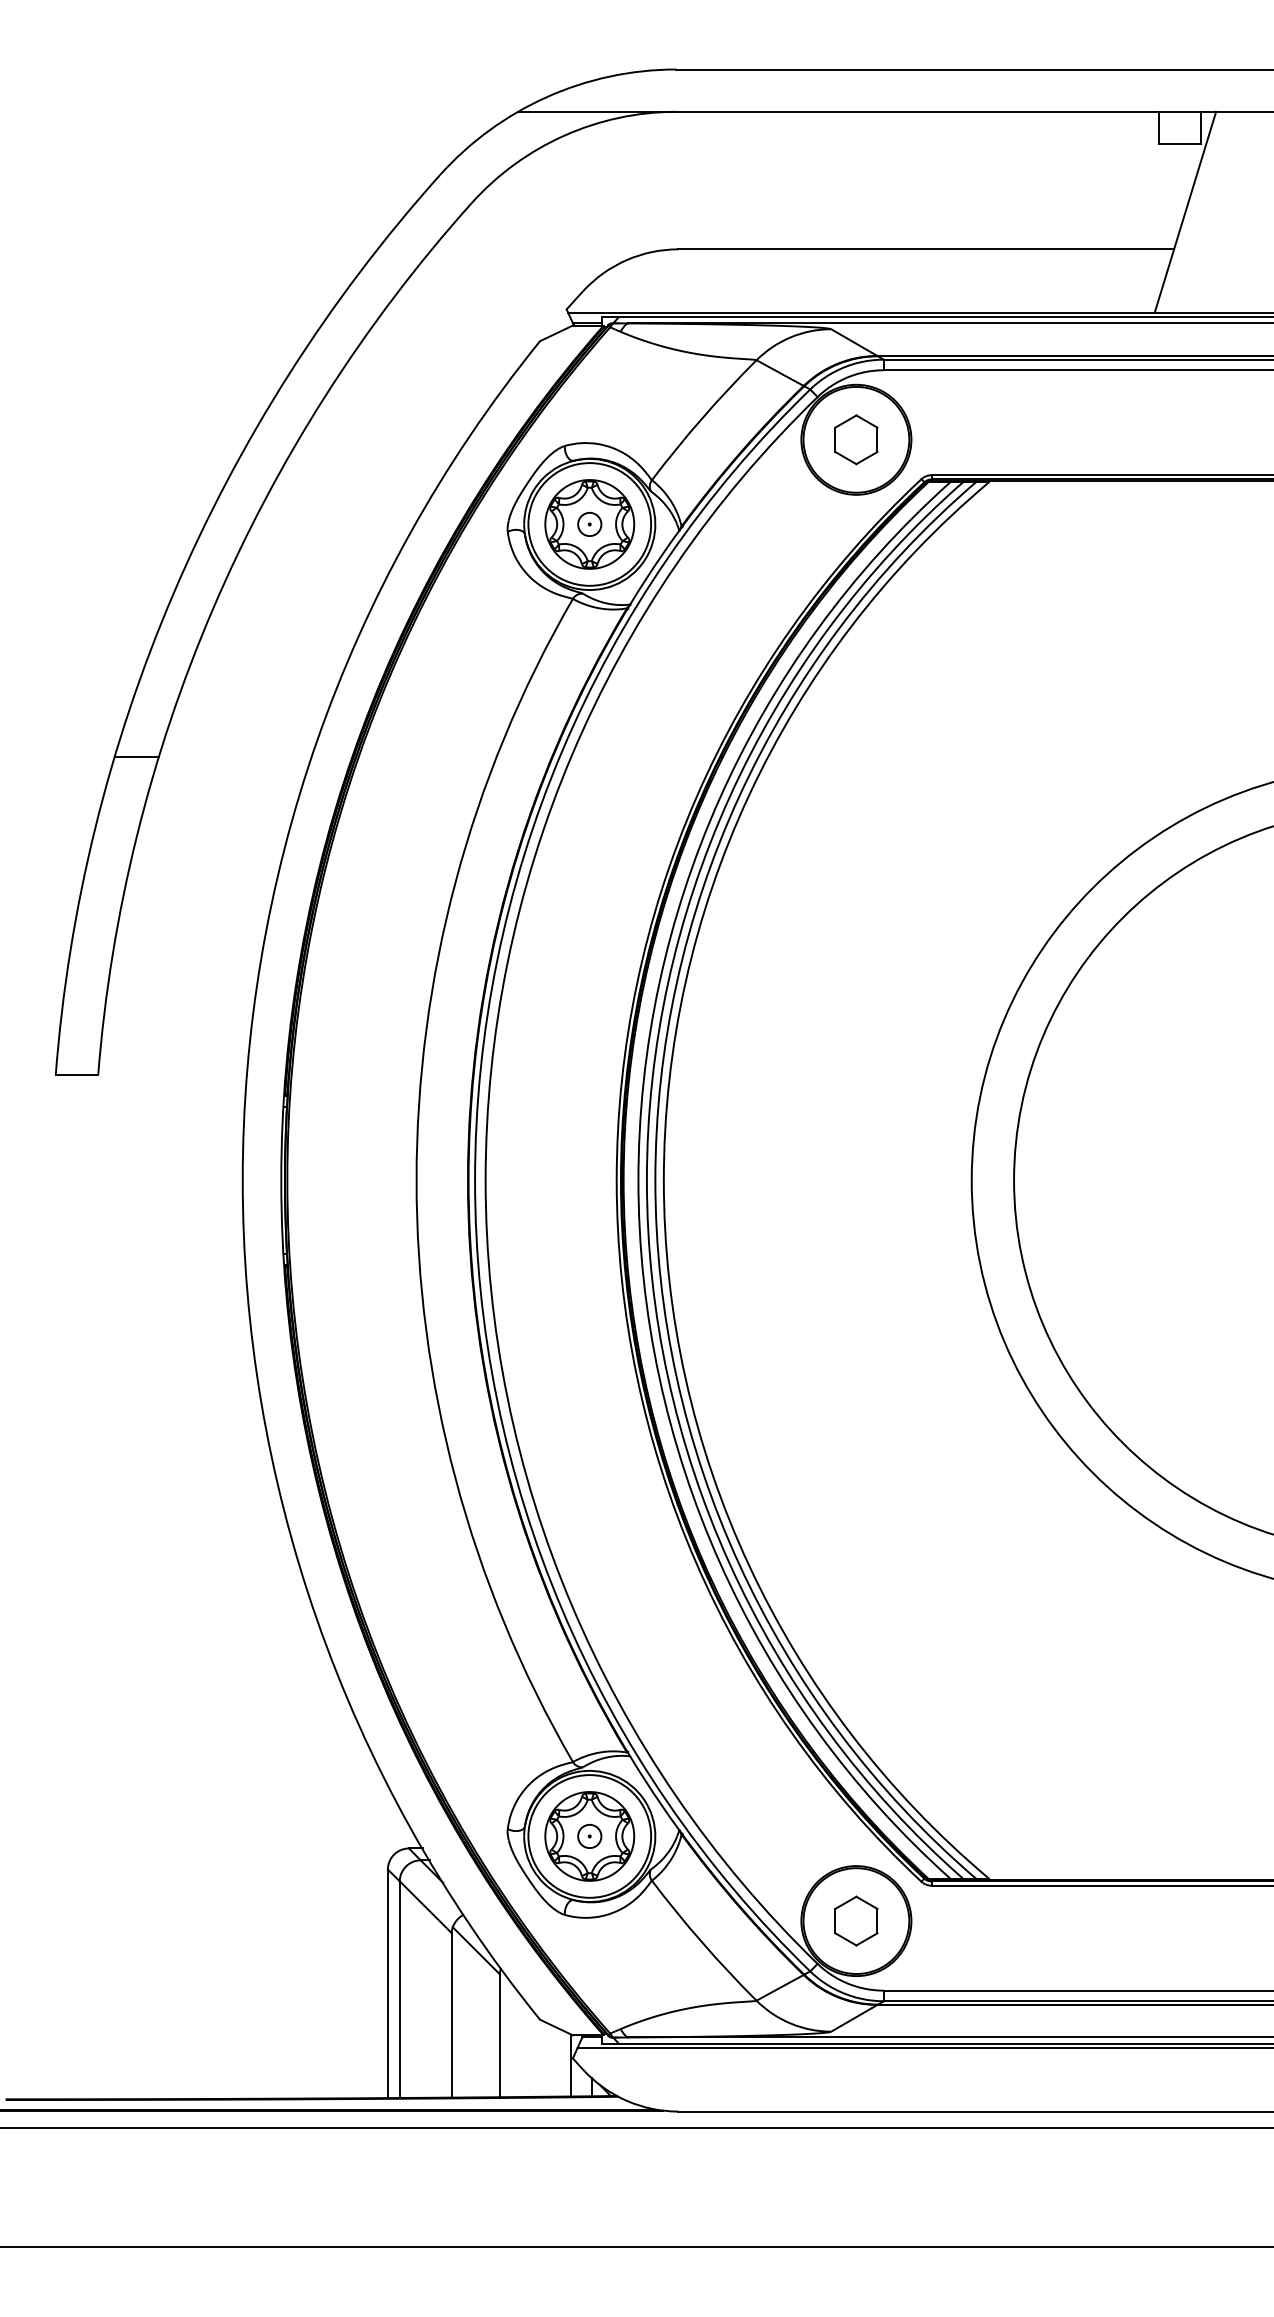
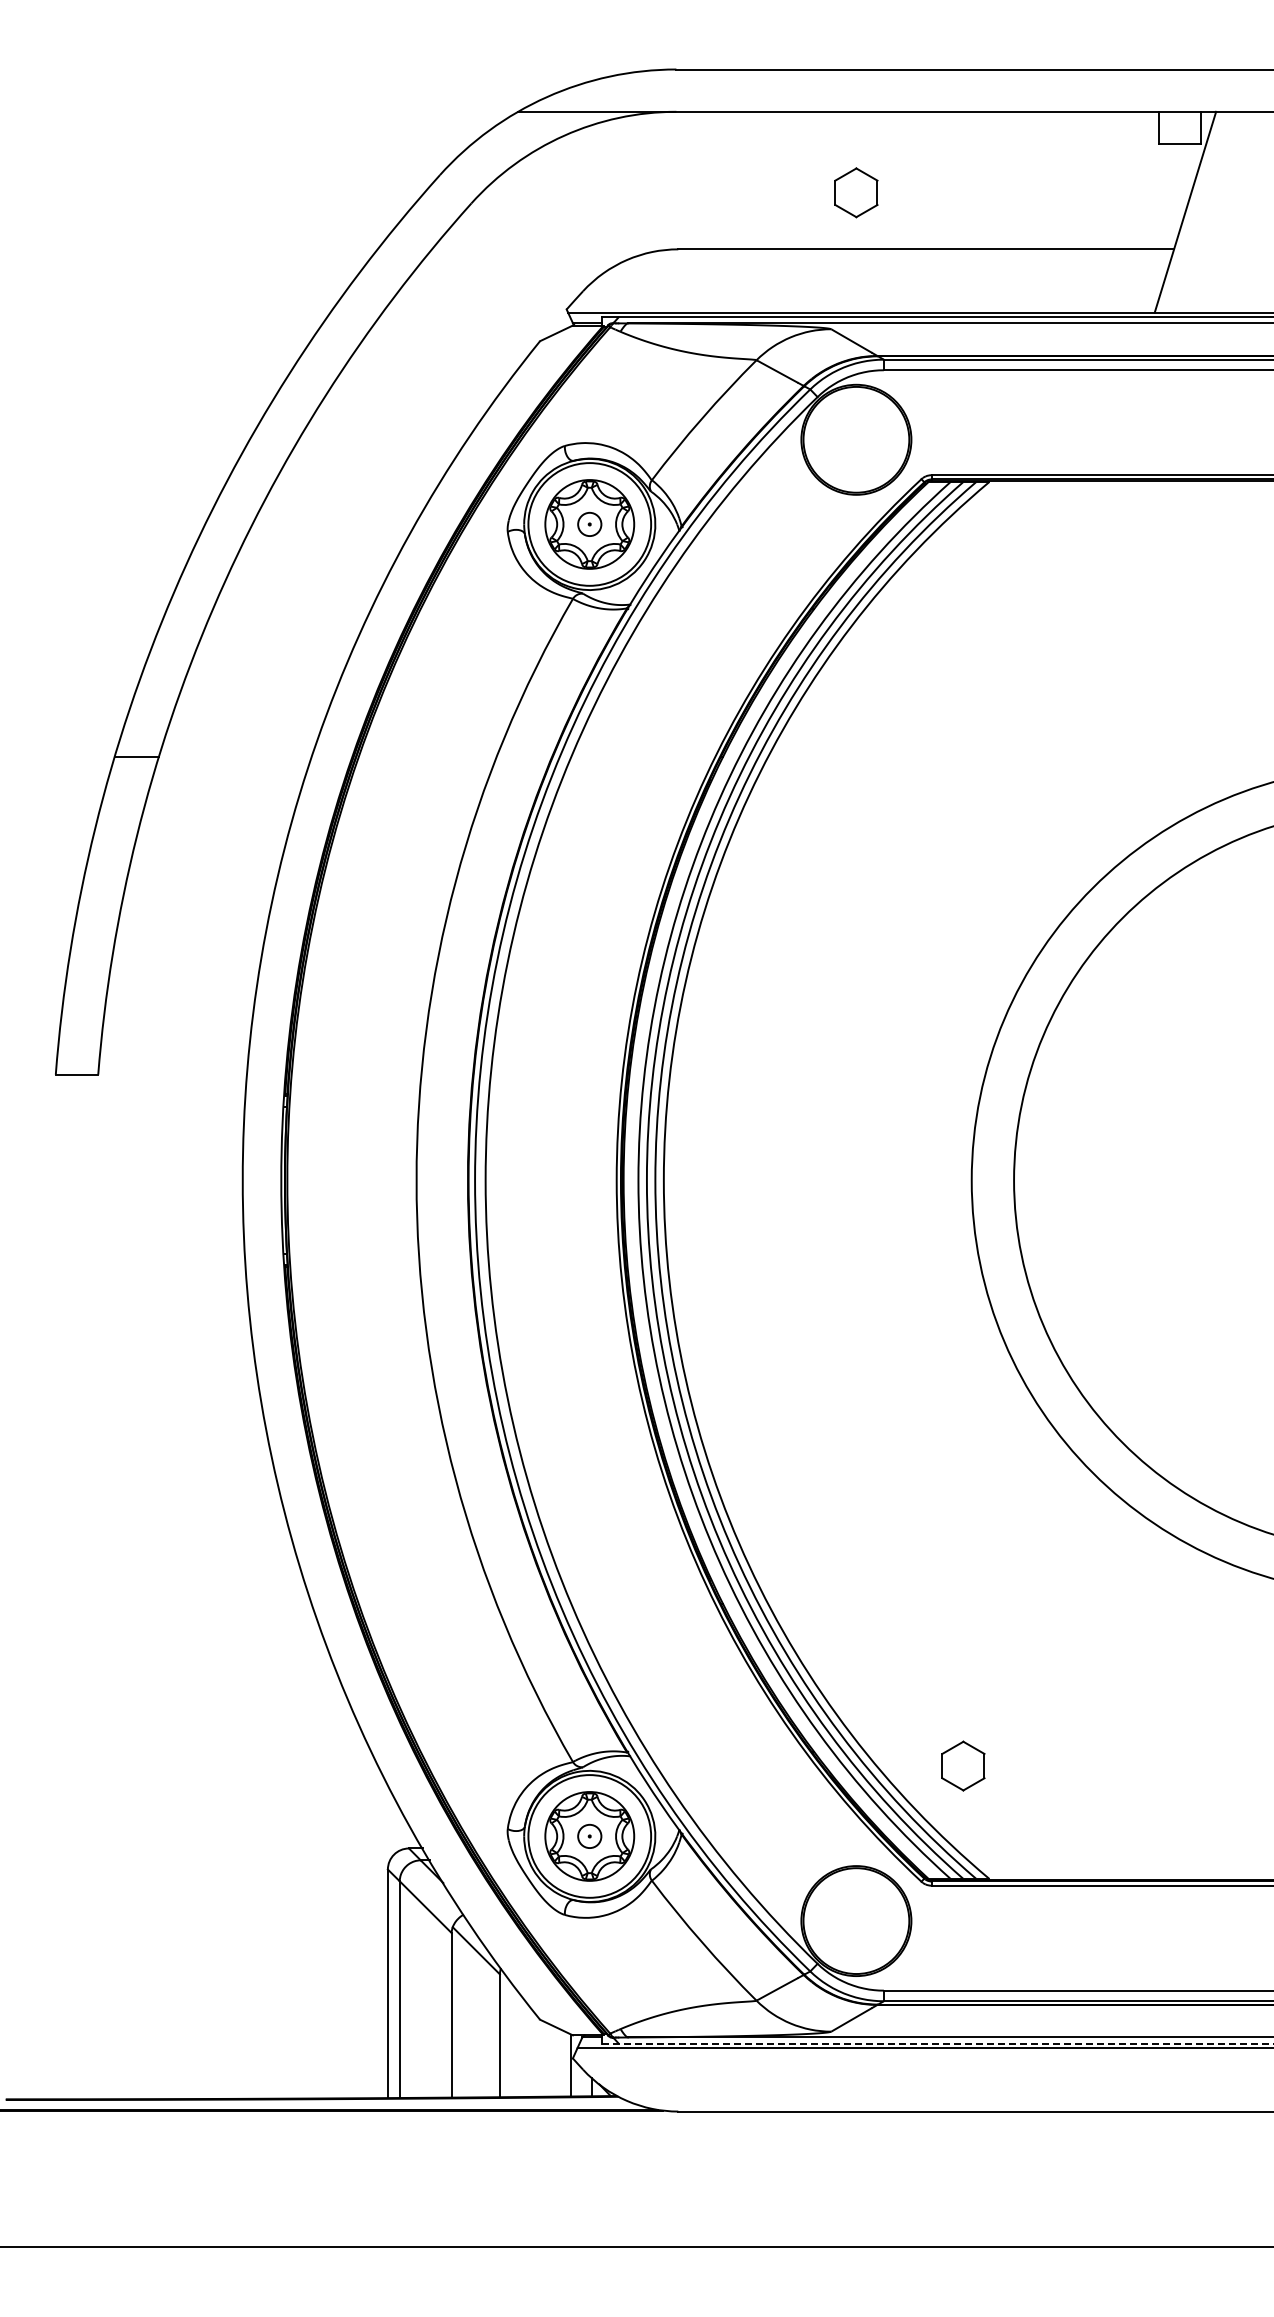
part position: (856, 439) -> (856, 192) (856, 192)
part position: (856, 1920) -> (963, 1765) (963, 1765)
line: solid -> dashed (938, 2043)
line: present -> none (636, 2128)
